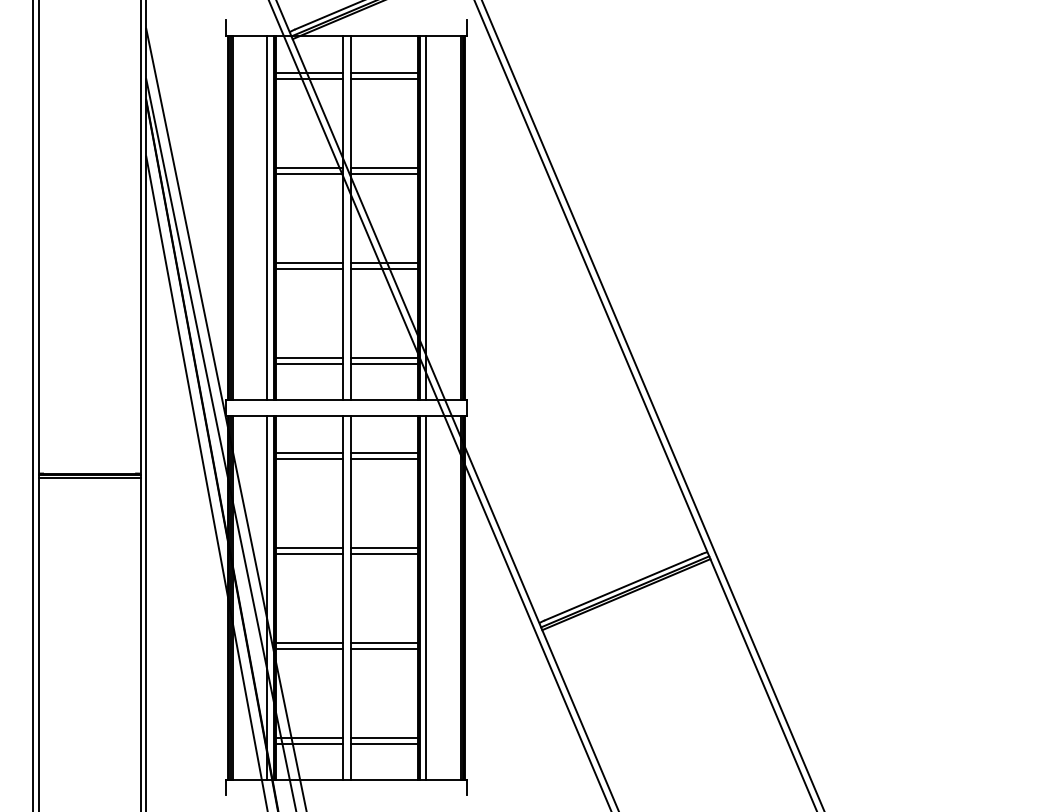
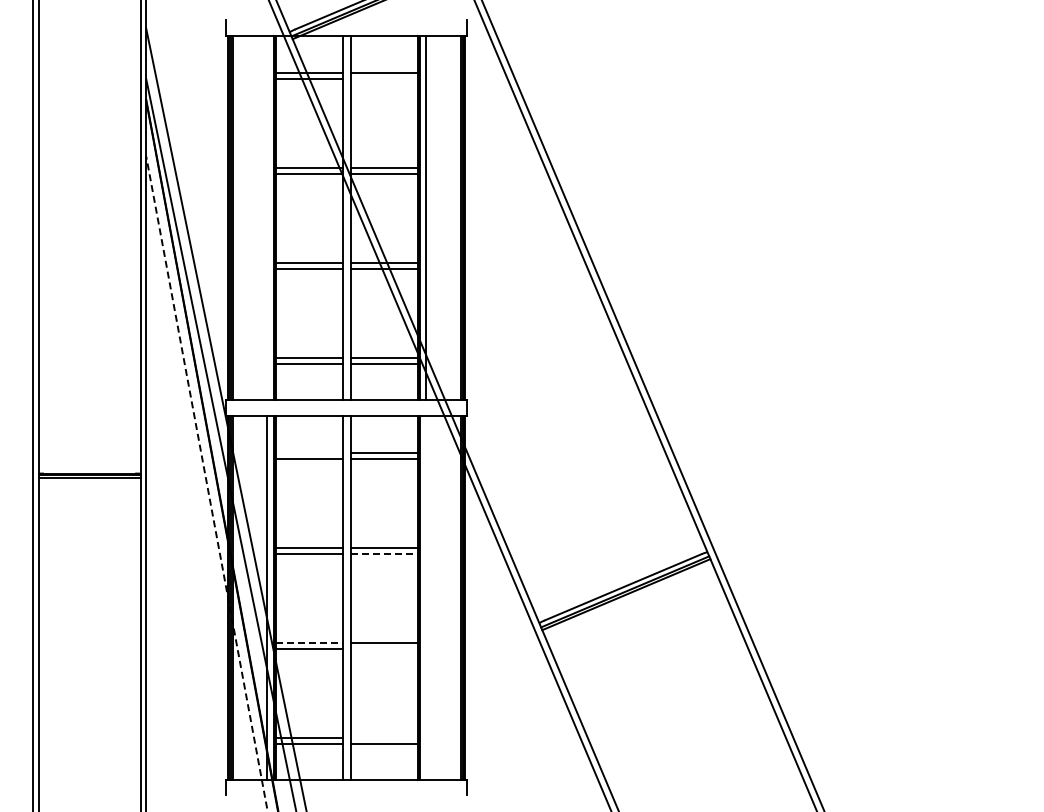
line: present -> none (383, 78)
line: present -> none (267, 217)
line: present -> none (308, 452)
line: solid -> dashed (206, 483)
line: solid -> dashed (384, 553)
line: present -> none (426, 597)
line: solid -> dashed (309, 642)
line: present -> none (383, 648)
line: present -> none (383, 737)
